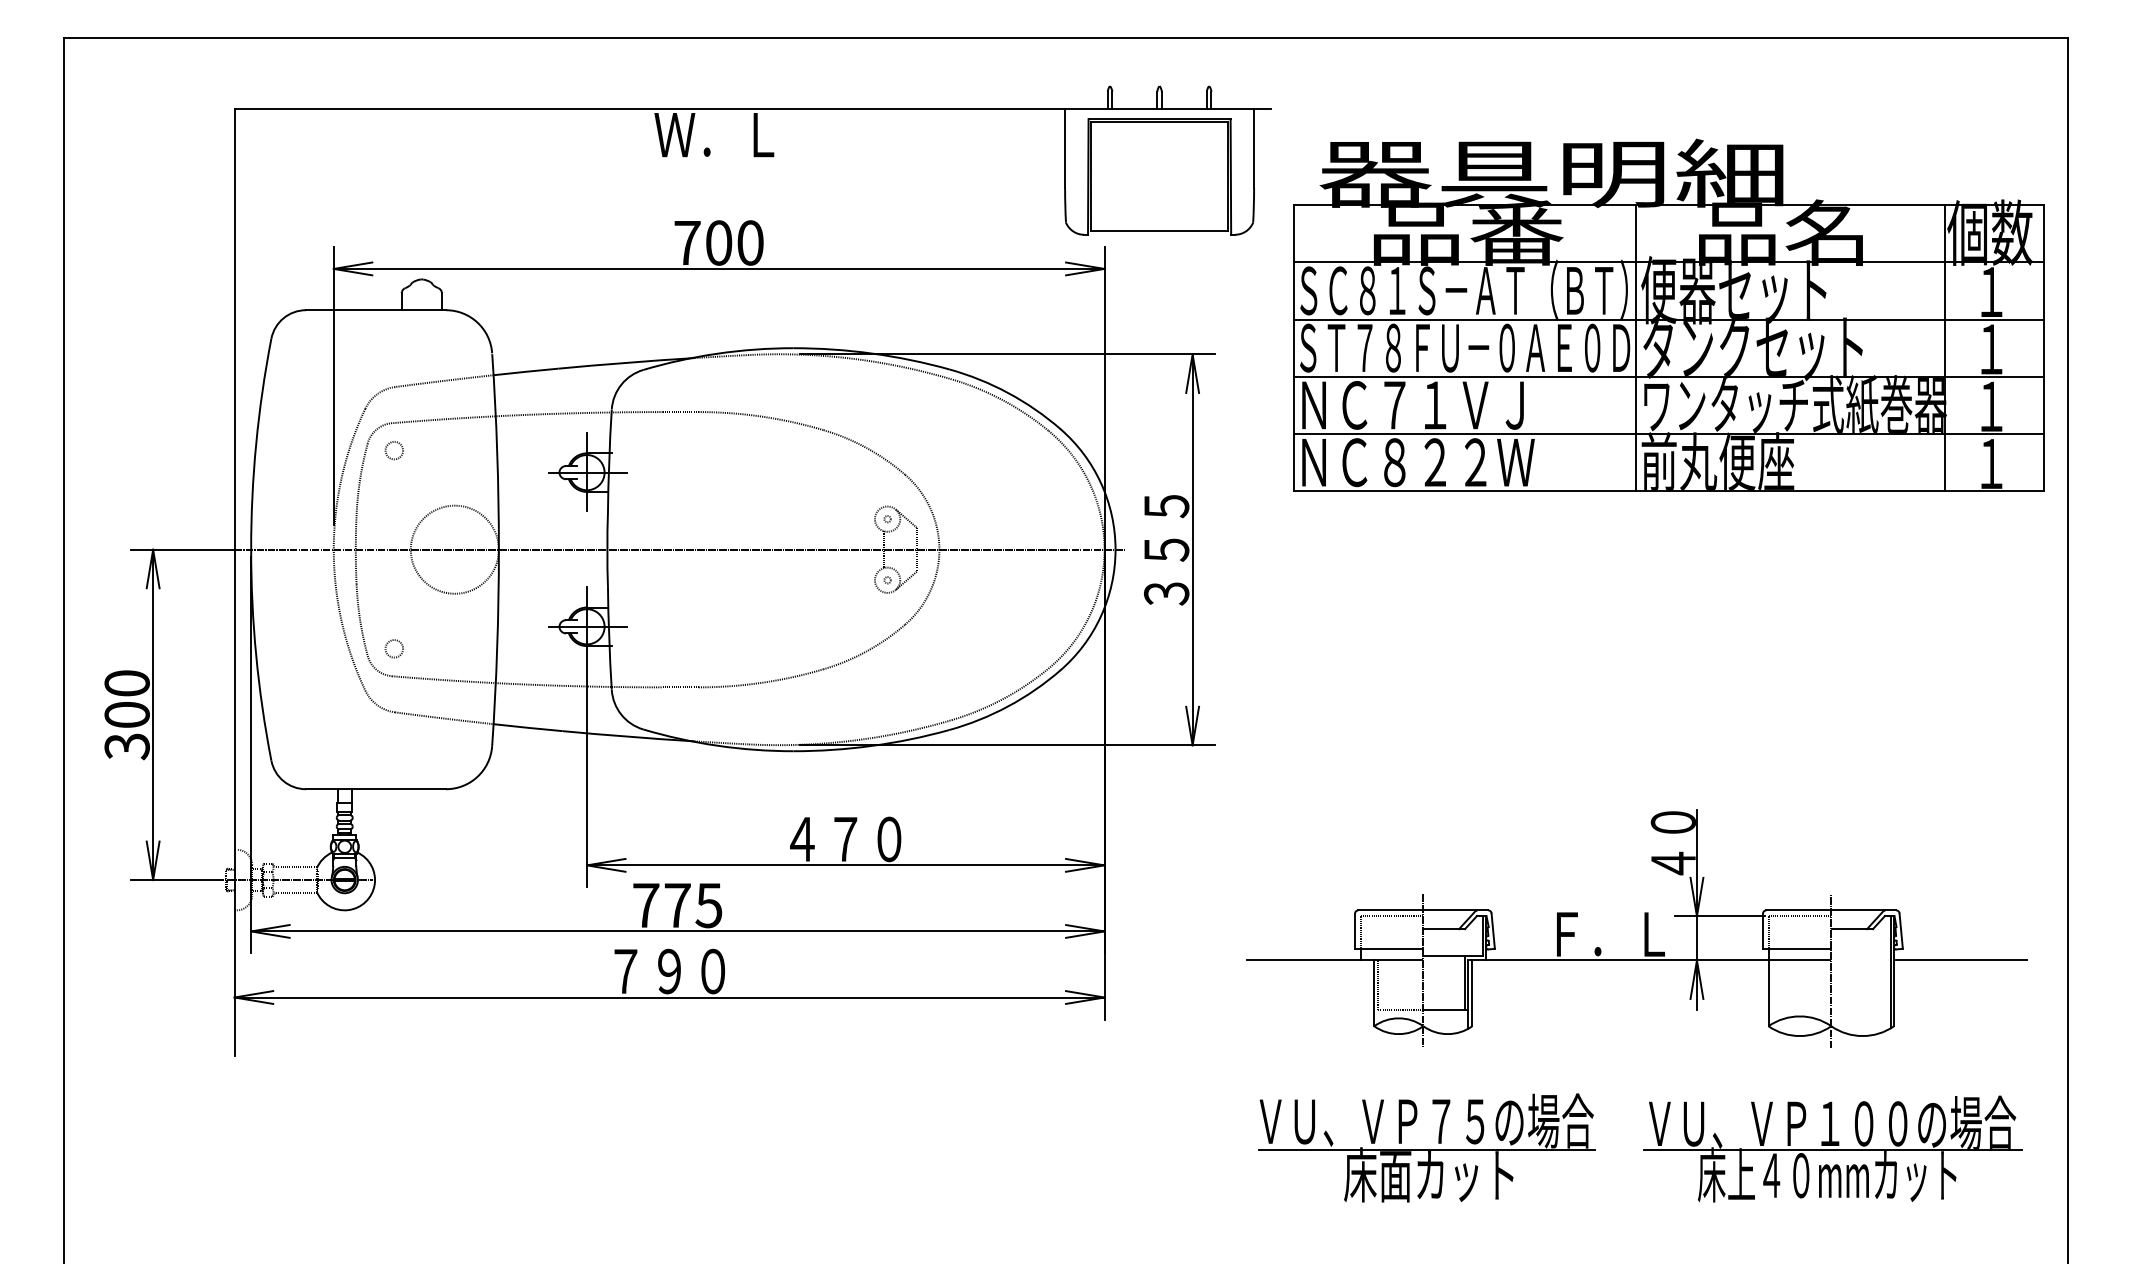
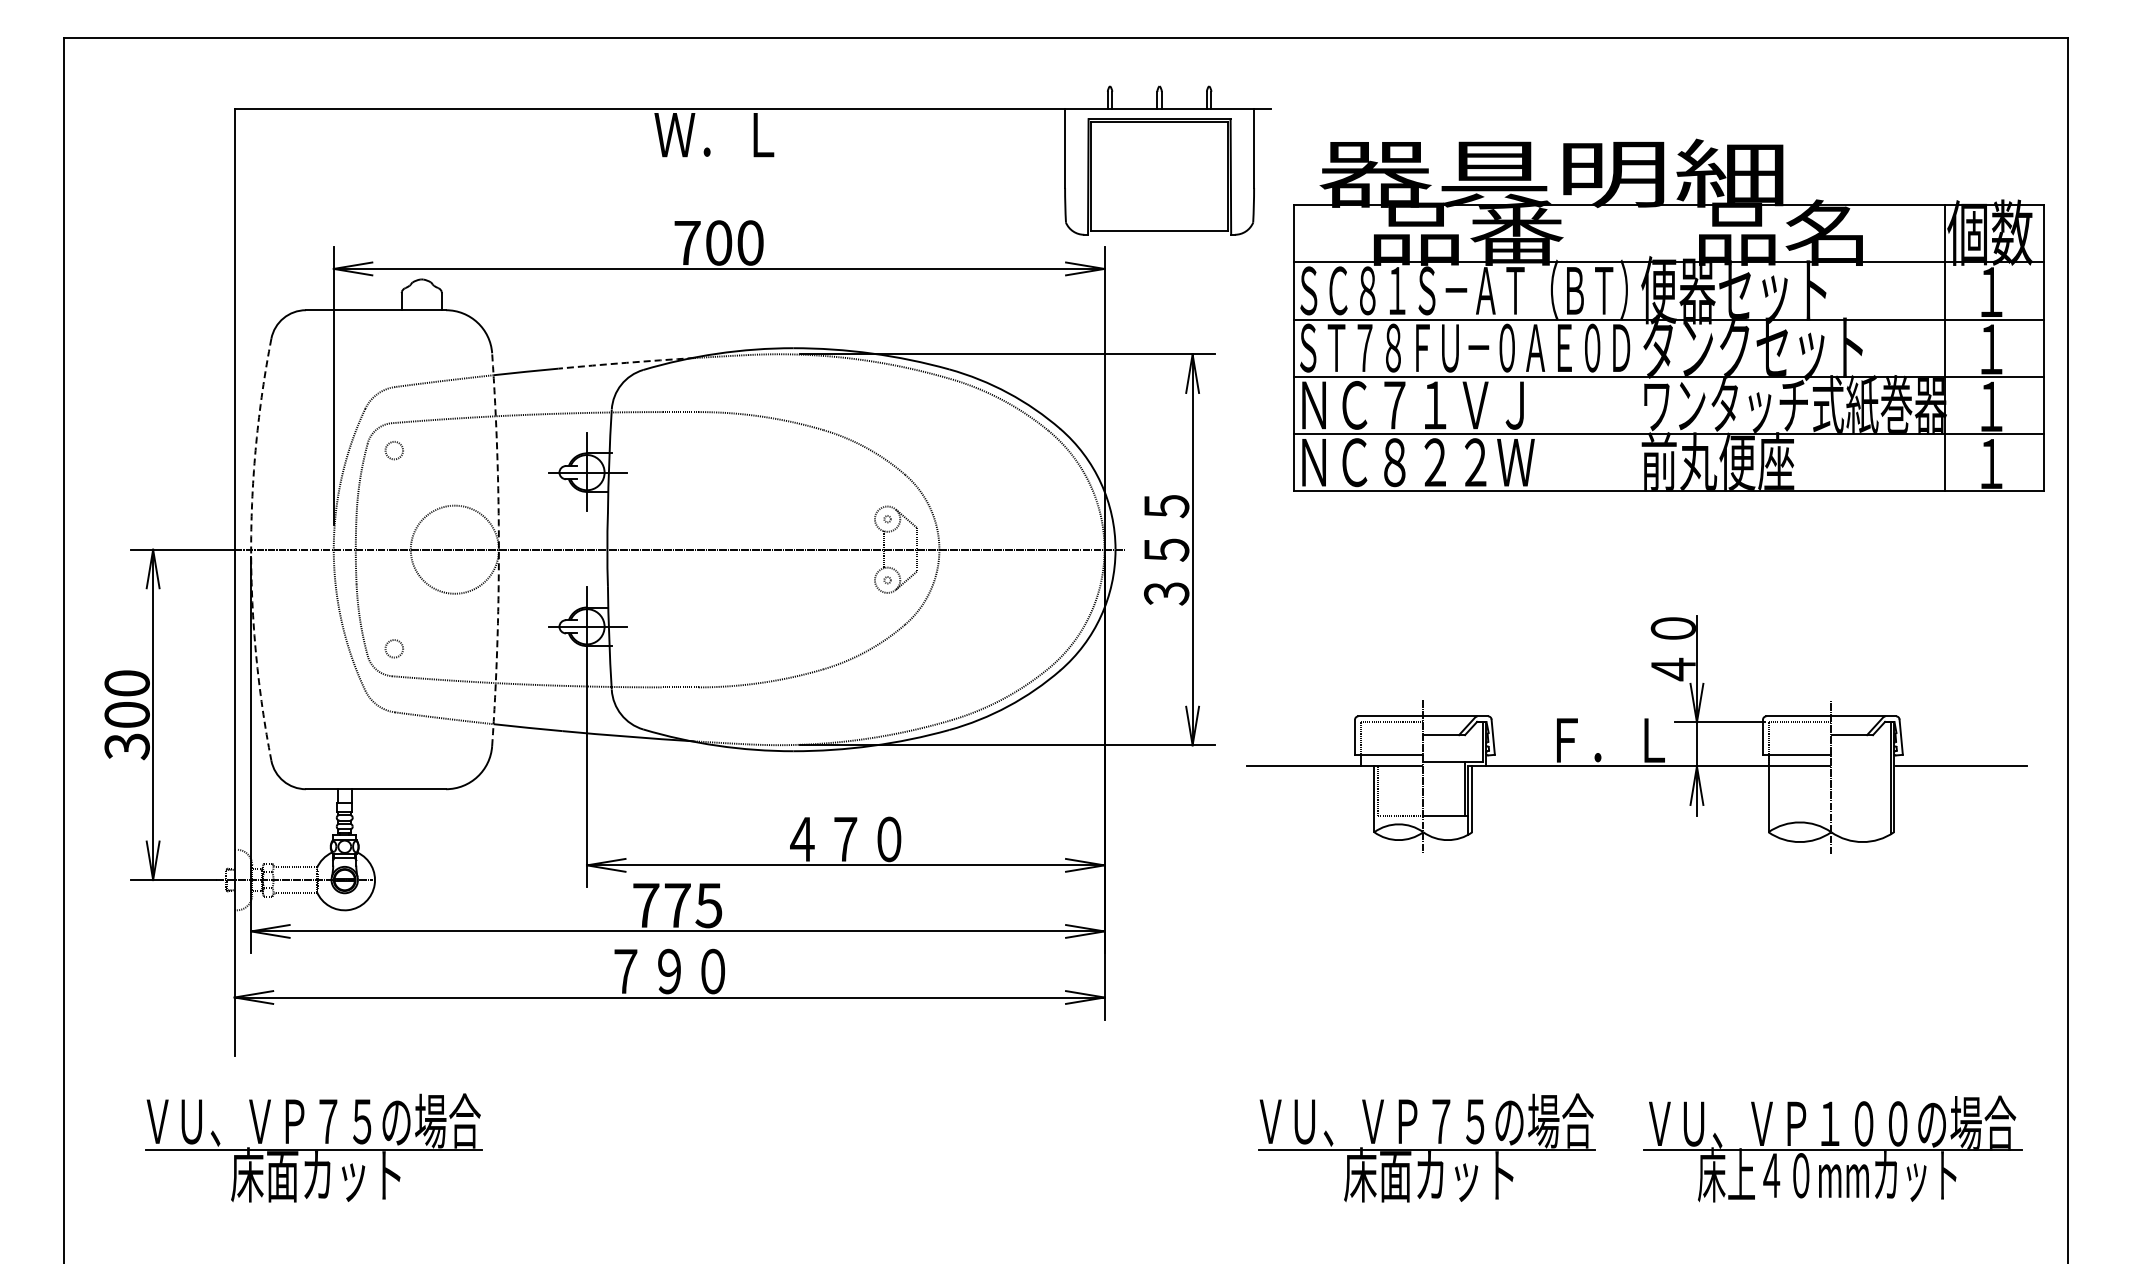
line: present -> none (1636, 348)
arc: solid -> dashed (626, 362)
arc: solid -> dashed (251, 549)
arc: solid -> dashed (498, 550)
part position: (1644, 928) -> (1644, 734) (1644, 734)
part: none -> present (313, 1147)
